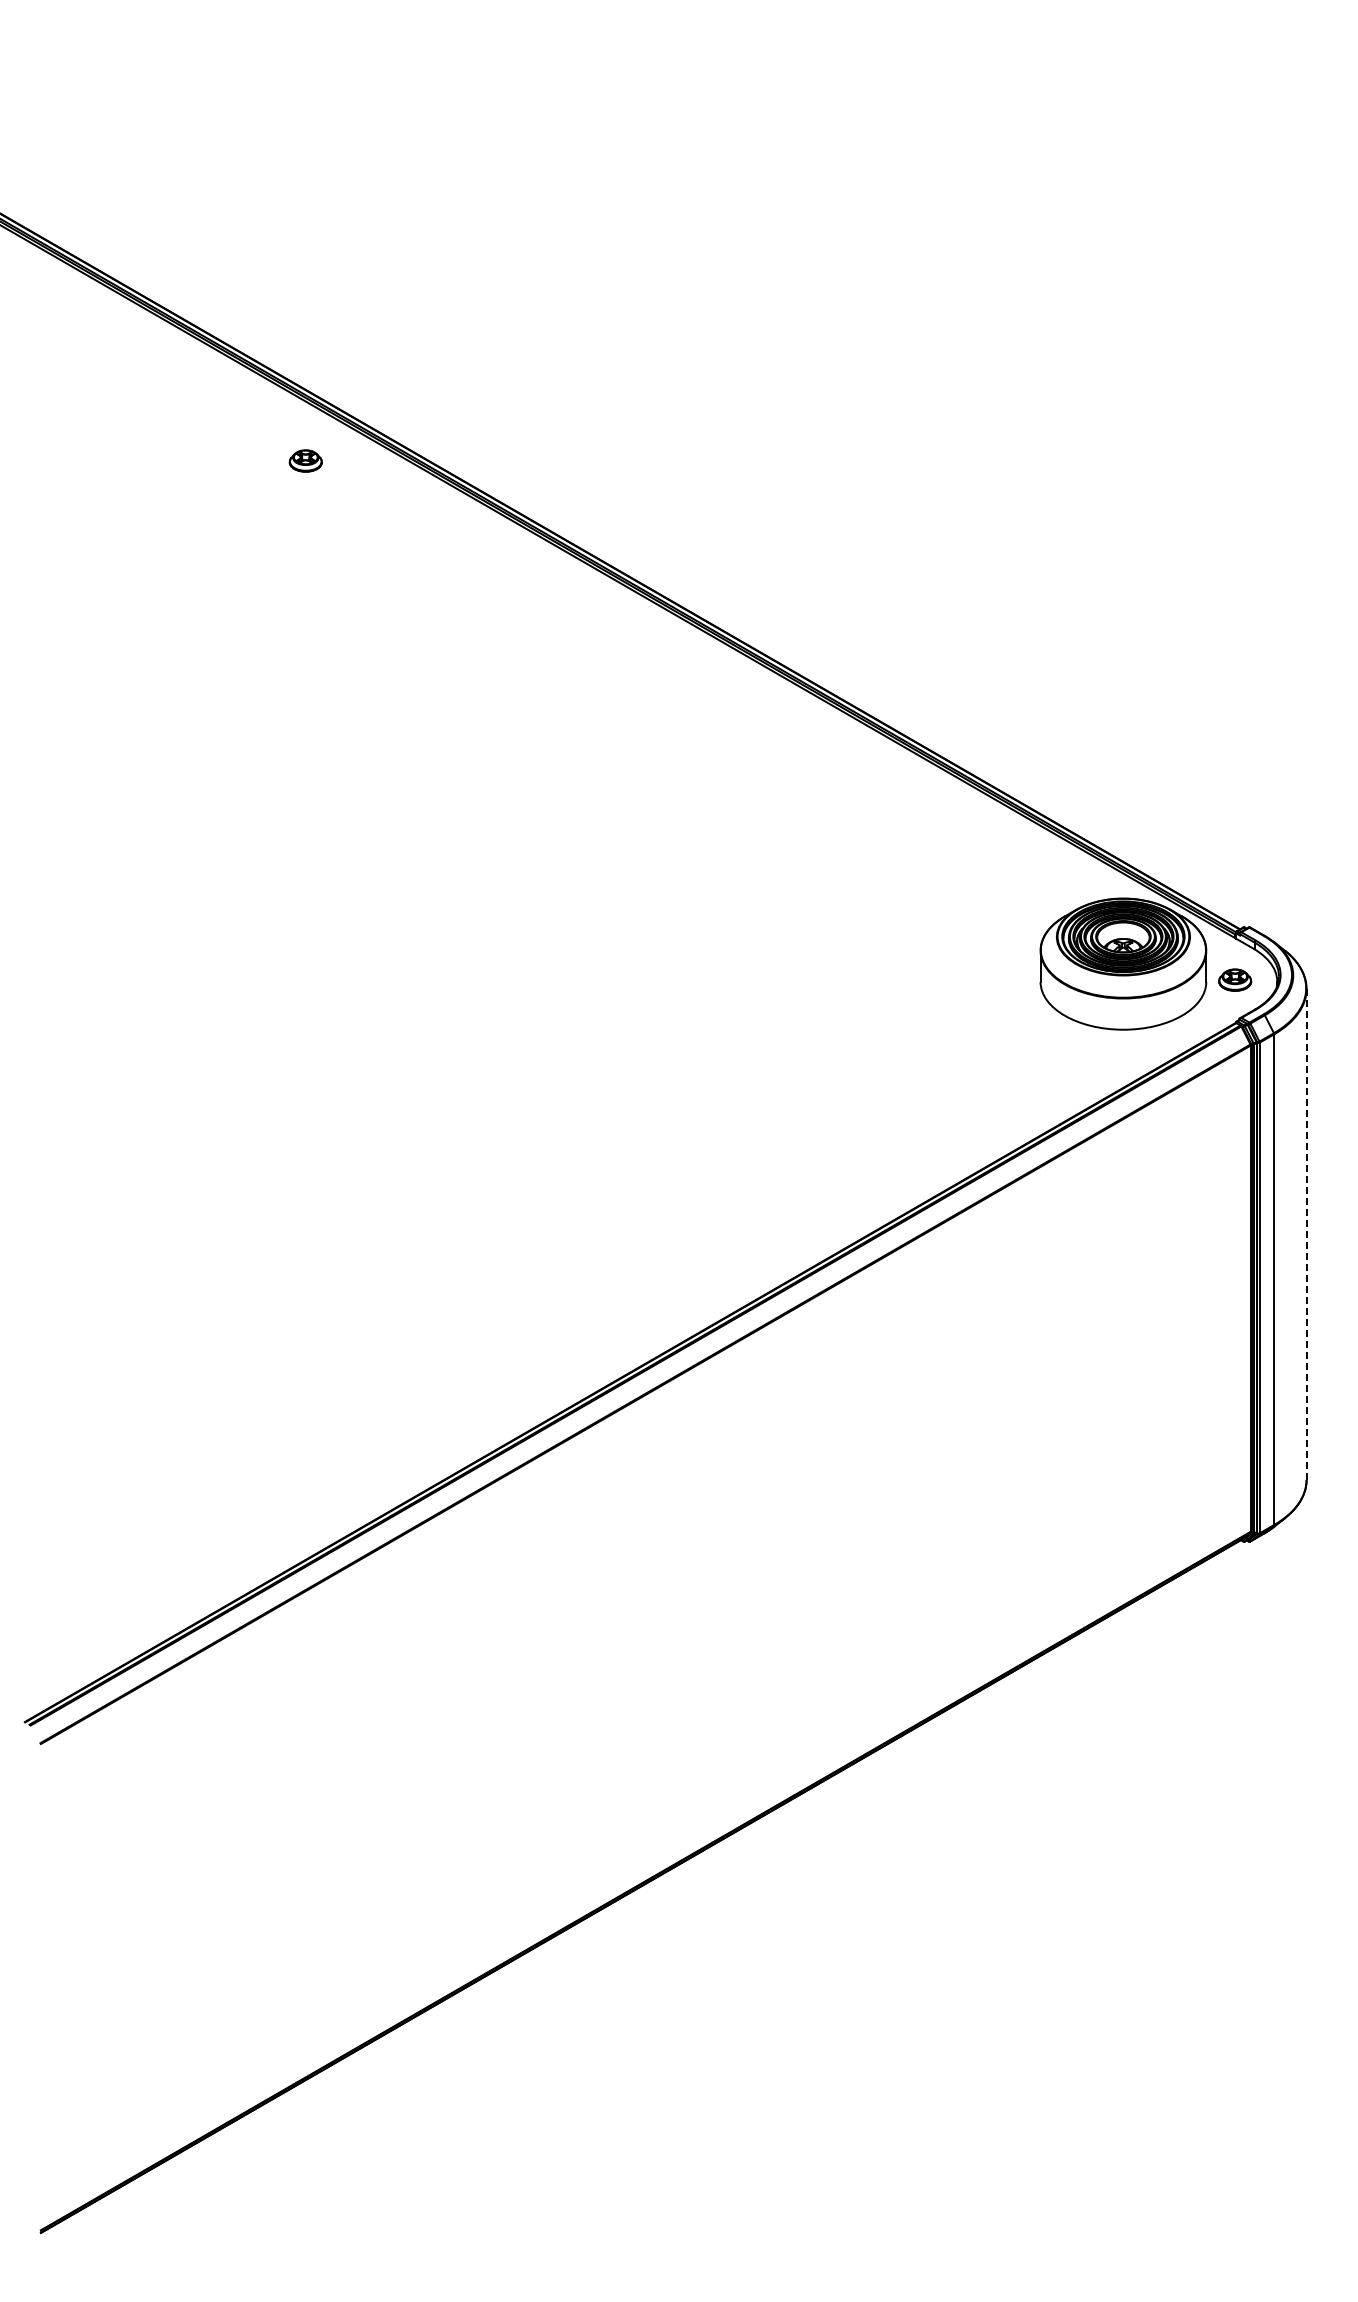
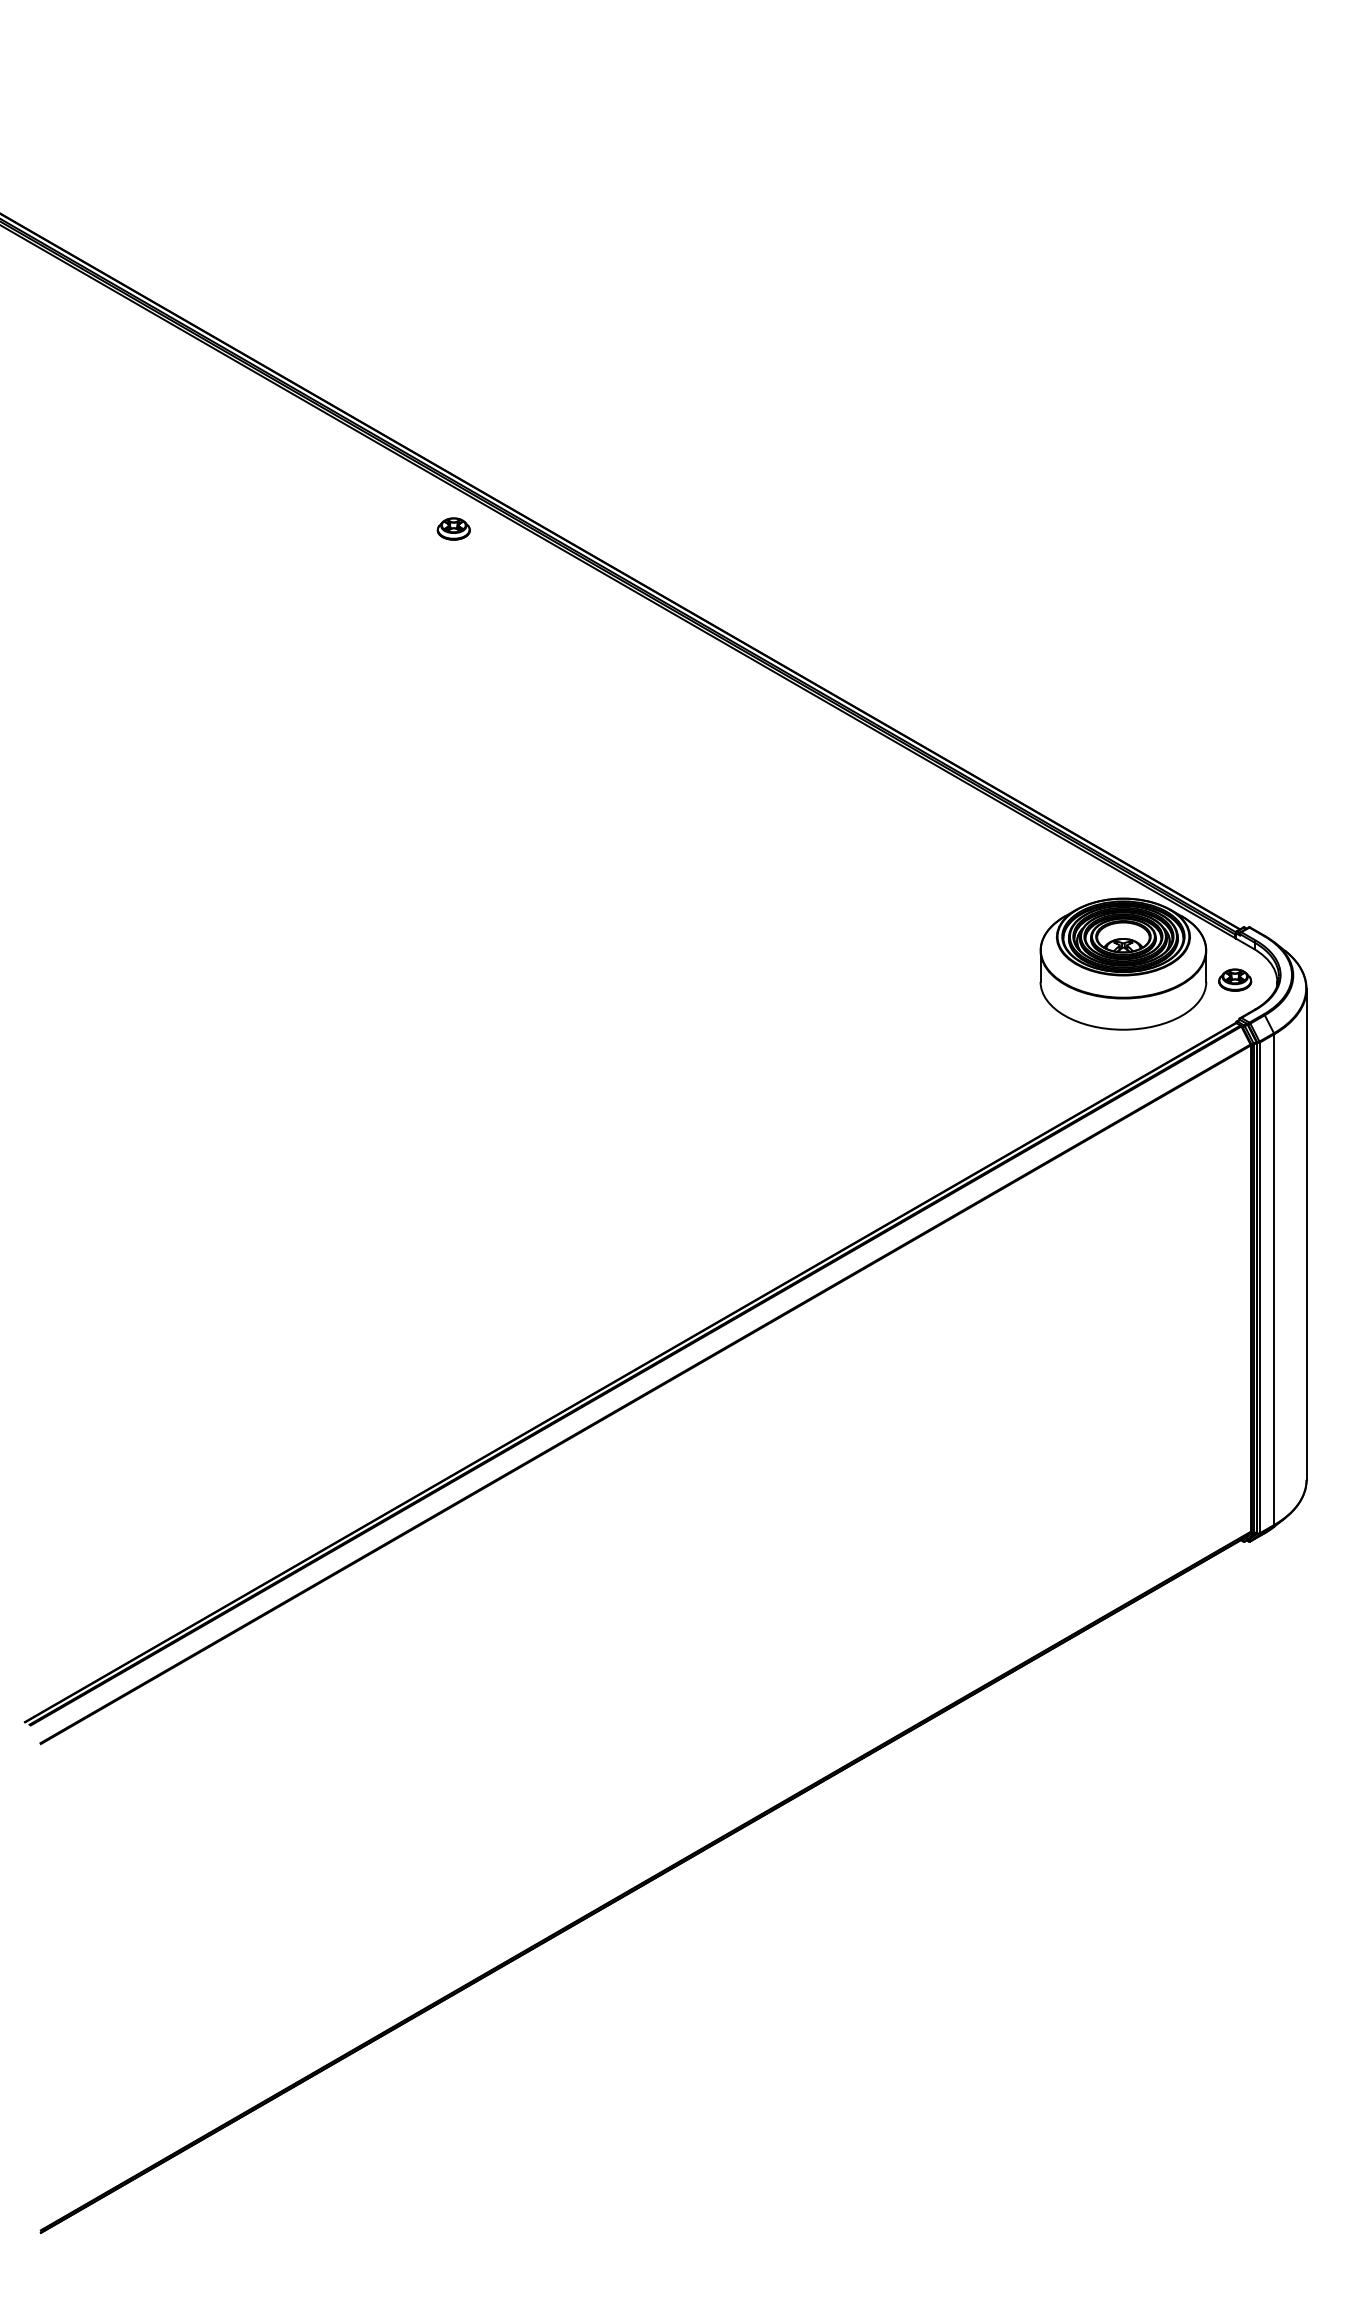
part position: (305, 460) -> (453, 528) (453, 528)
line: dashed -> solid (1306, 1235)
